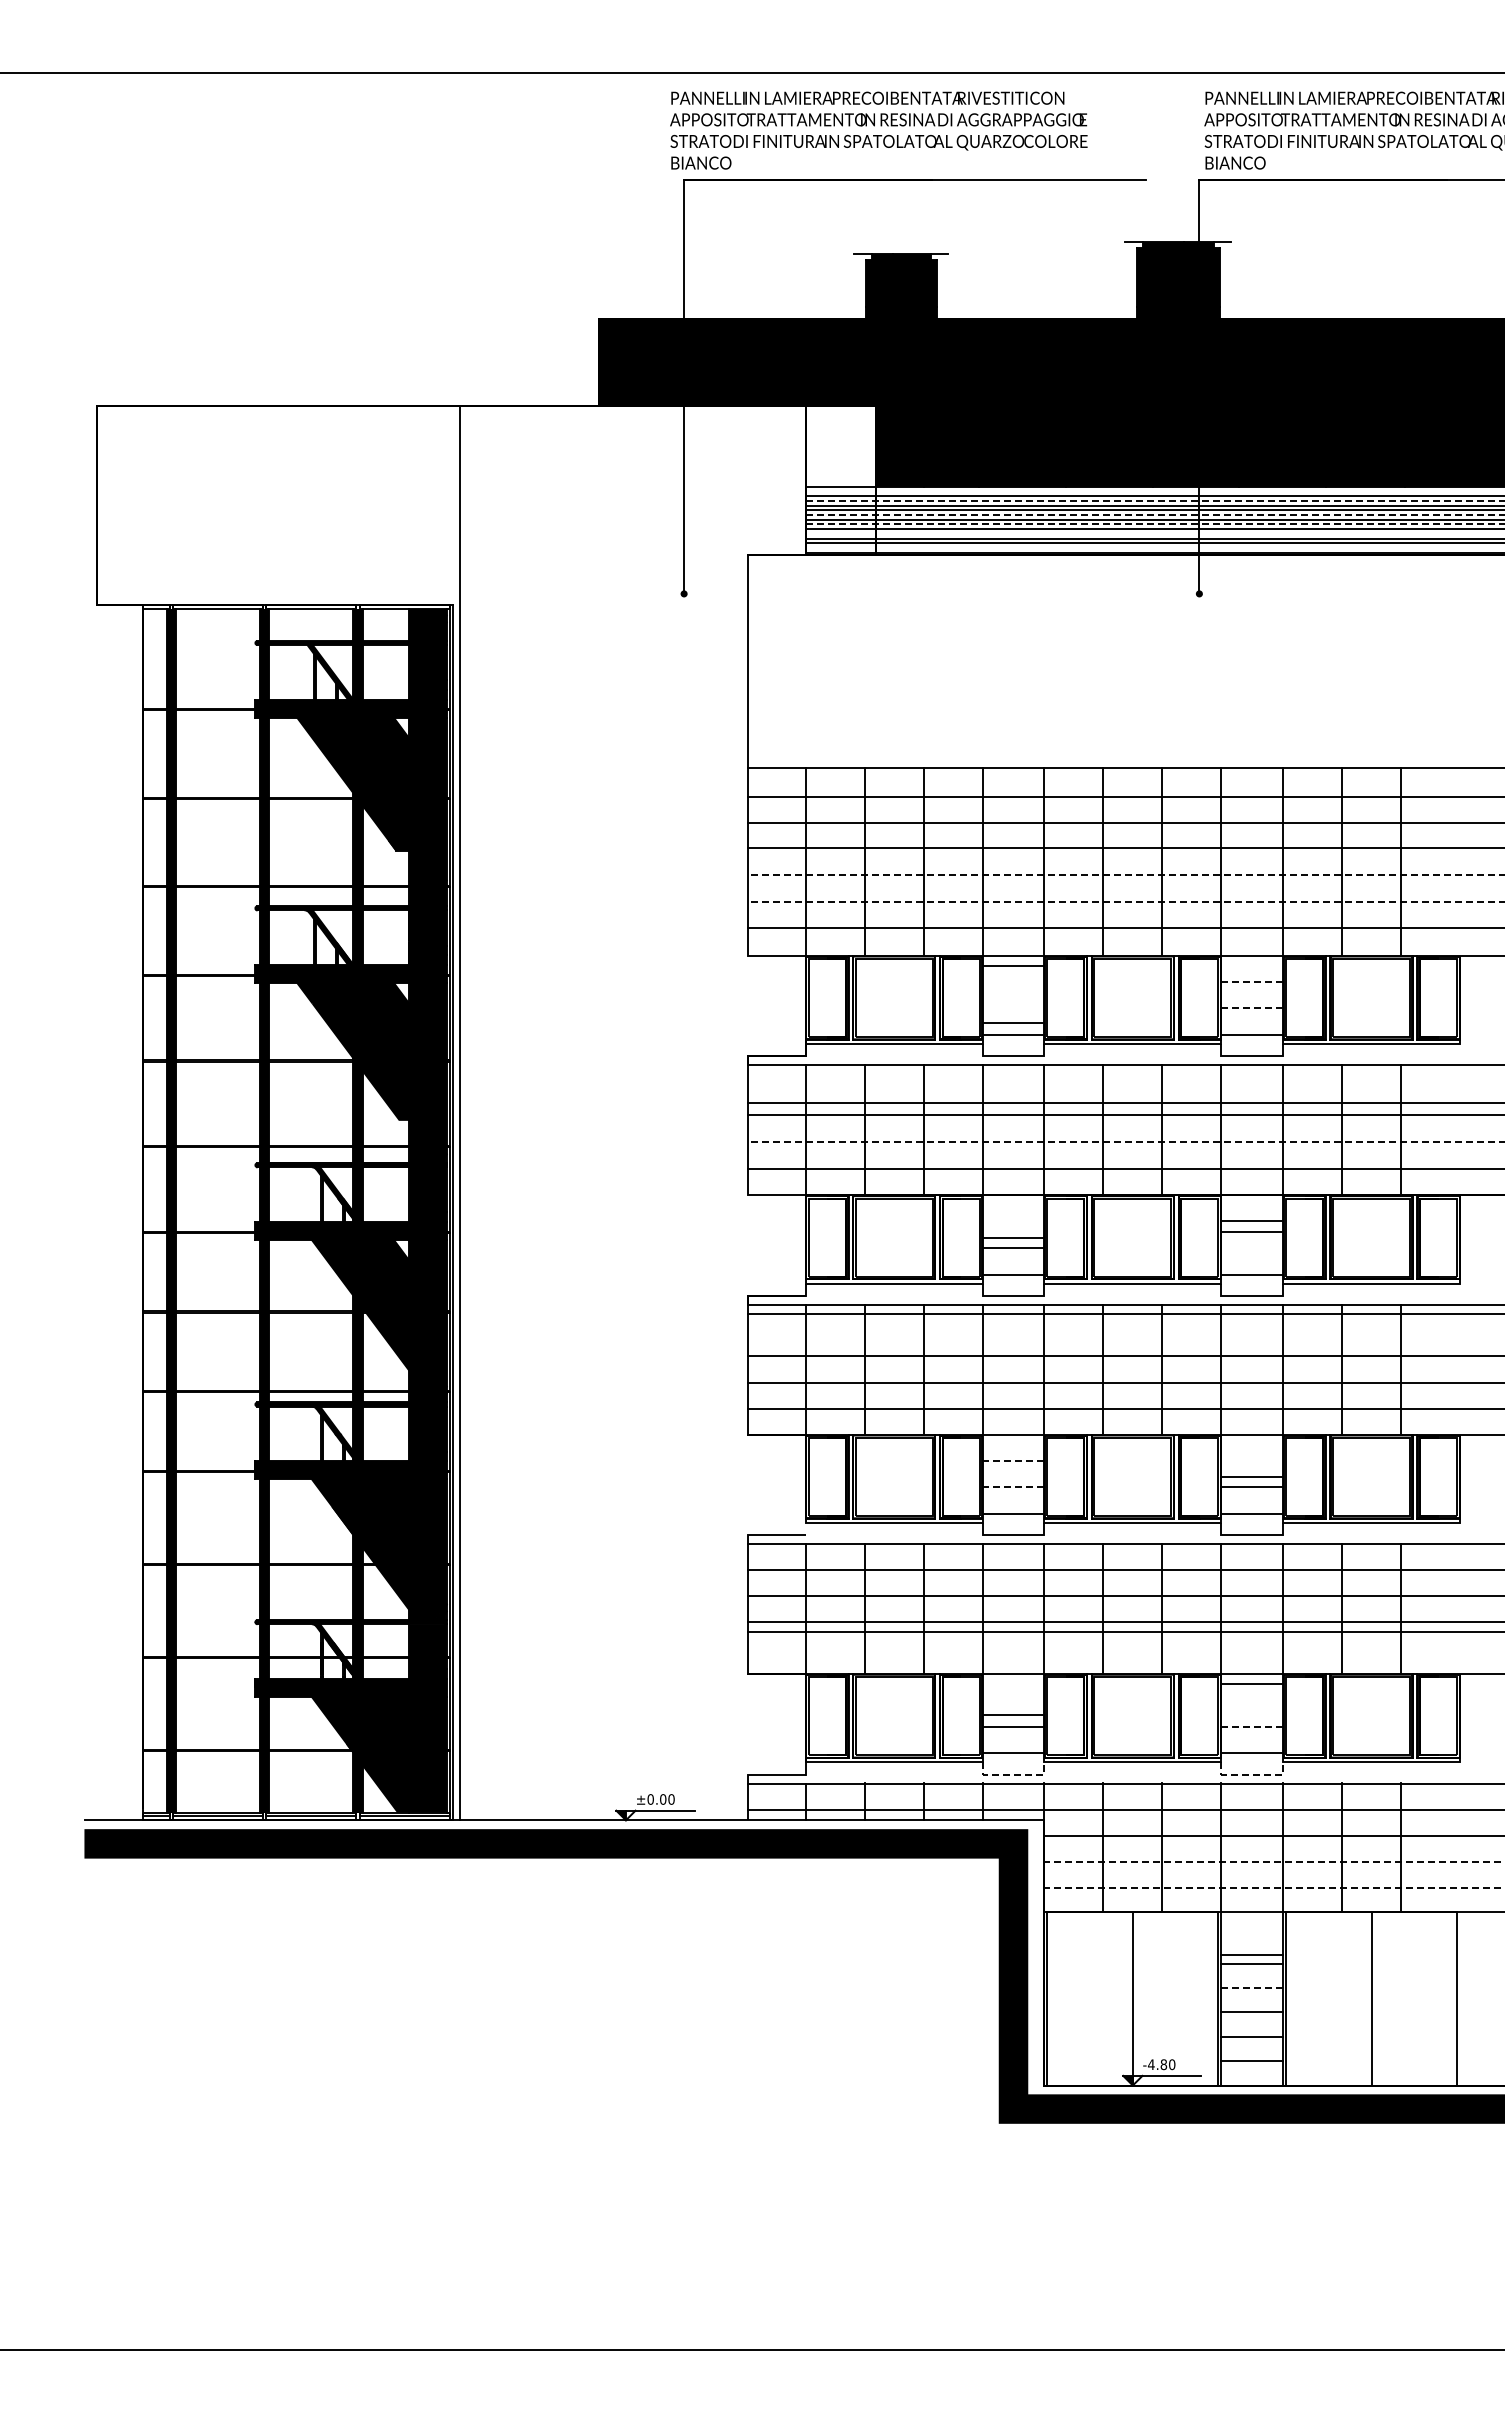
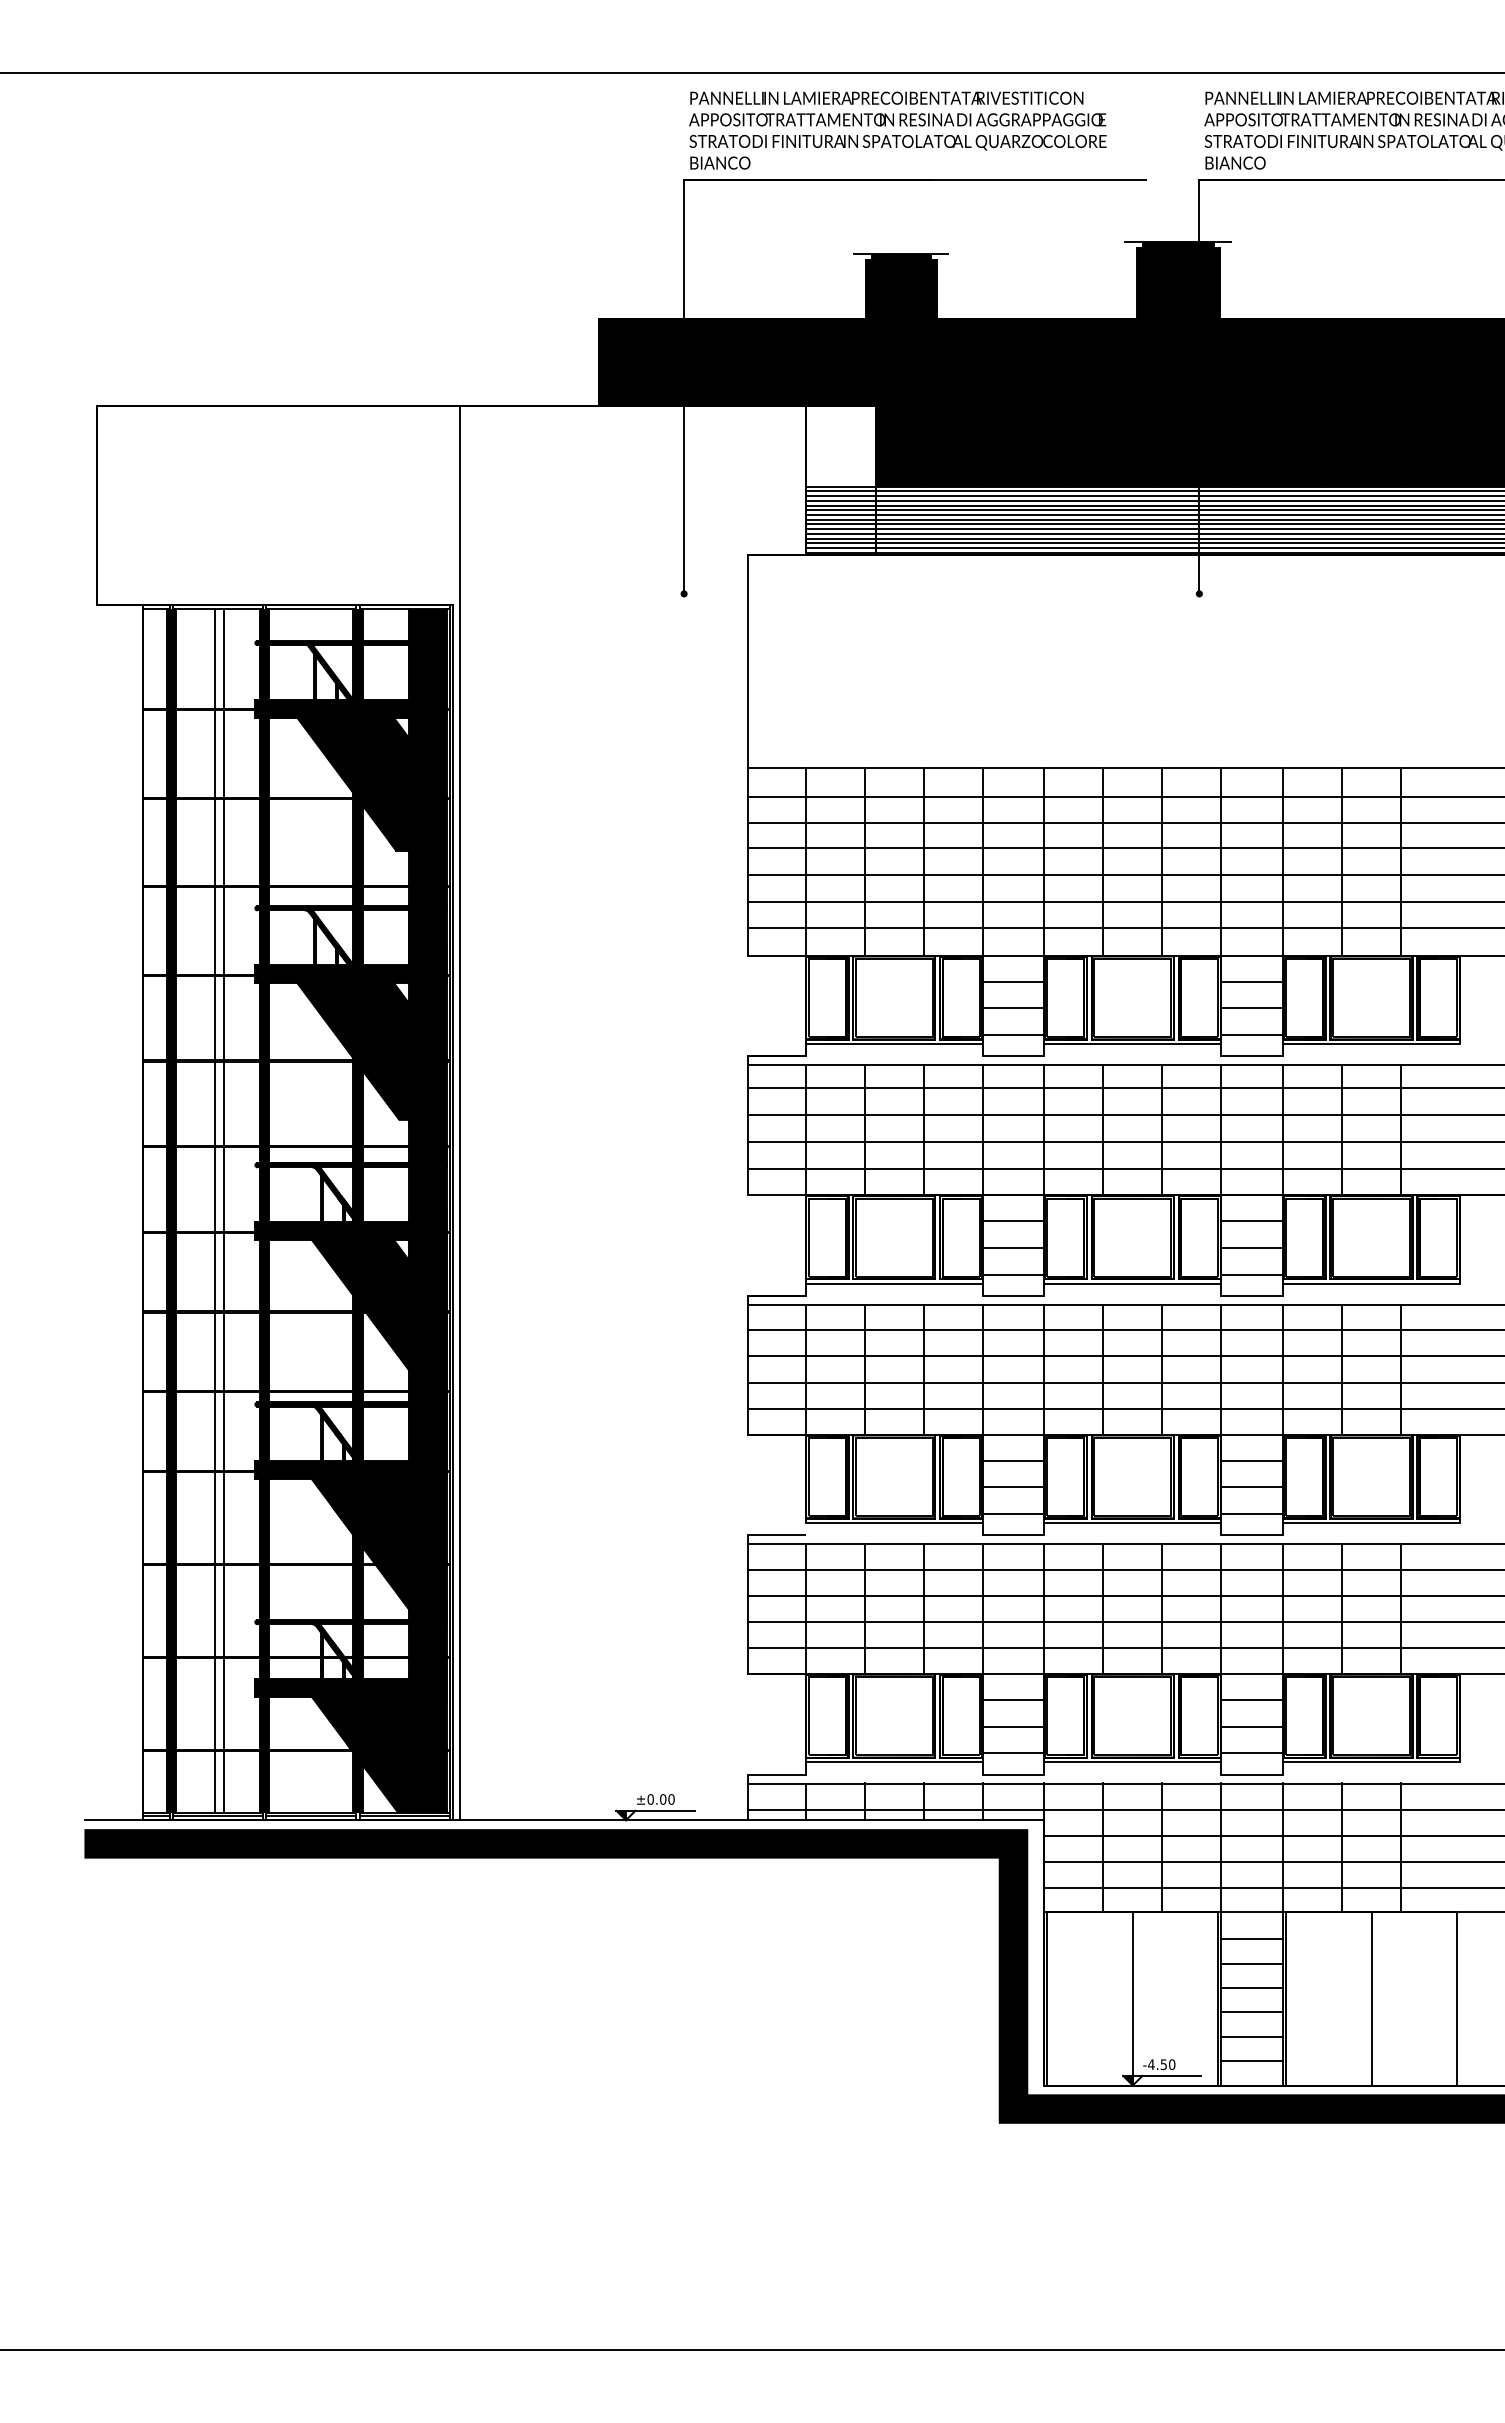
text position: (878, 130) -> (897, 130) (897, 130)
line: none -> present (1153, 491)
line: dashed -> solid (1155, 500)
line: dashed -> solid (1155, 514)
line: dashed -> solid (1155, 524)
line: none -> present (1153, 533)
line: none -> present (1153, 547)
line: dashed -> solid (1126, 874)
line: dashed -> solid (1126, 901)
line position: (1013, 965) -> (1013, 981) (1013, 981)
line: dashed -> solid (1252, 981)
line: dashed -> solid (1252, 1008)
line position: (1013, 1023) -> (1013, 1008) (1013, 1008)
line position: (1124, 1102) -> (1124, 1087) (1124, 1087)
line: dashed -> solid (1126, 1141)
line: none -> present (215, 1210)
line: none -> present (224, 1210)
line position: (1252, 1232) -> (1252, 1248) (1252, 1248)
line position: (1013, 1238) -> (1013, 1221) (1013, 1221)
line position: (1124, 1314) -> (1124, 1330) (1124, 1330)
line: dashed -> solid (1013, 1460)
line position: (1252, 1476) -> (1252, 1460) (1252, 1460)
line: dashed -> solid (1013, 1487)
line position: (1124, 1631) -> (1124, 1647) (1124, 1647)
line position: (1252, 1683) -> (1252, 1699) (1252, 1699)
line position: (1013, 1714) -> (1013, 1699) (1013, 1699)
line: dashed -> solid (1252, 1726)
line: dashed -> solid (1013, 1774)
line: dashed -> solid (1252, 1774)
line: dashed -> solid (1274, 1861)
line: dashed -> solid (1274, 1887)
line position: (1252, 1955) -> (1252, 1939) (1252, 1939)
line: dashed -> solid (1252, 1987)
text: -4.80 -> -4.50 (1163, 2064)
